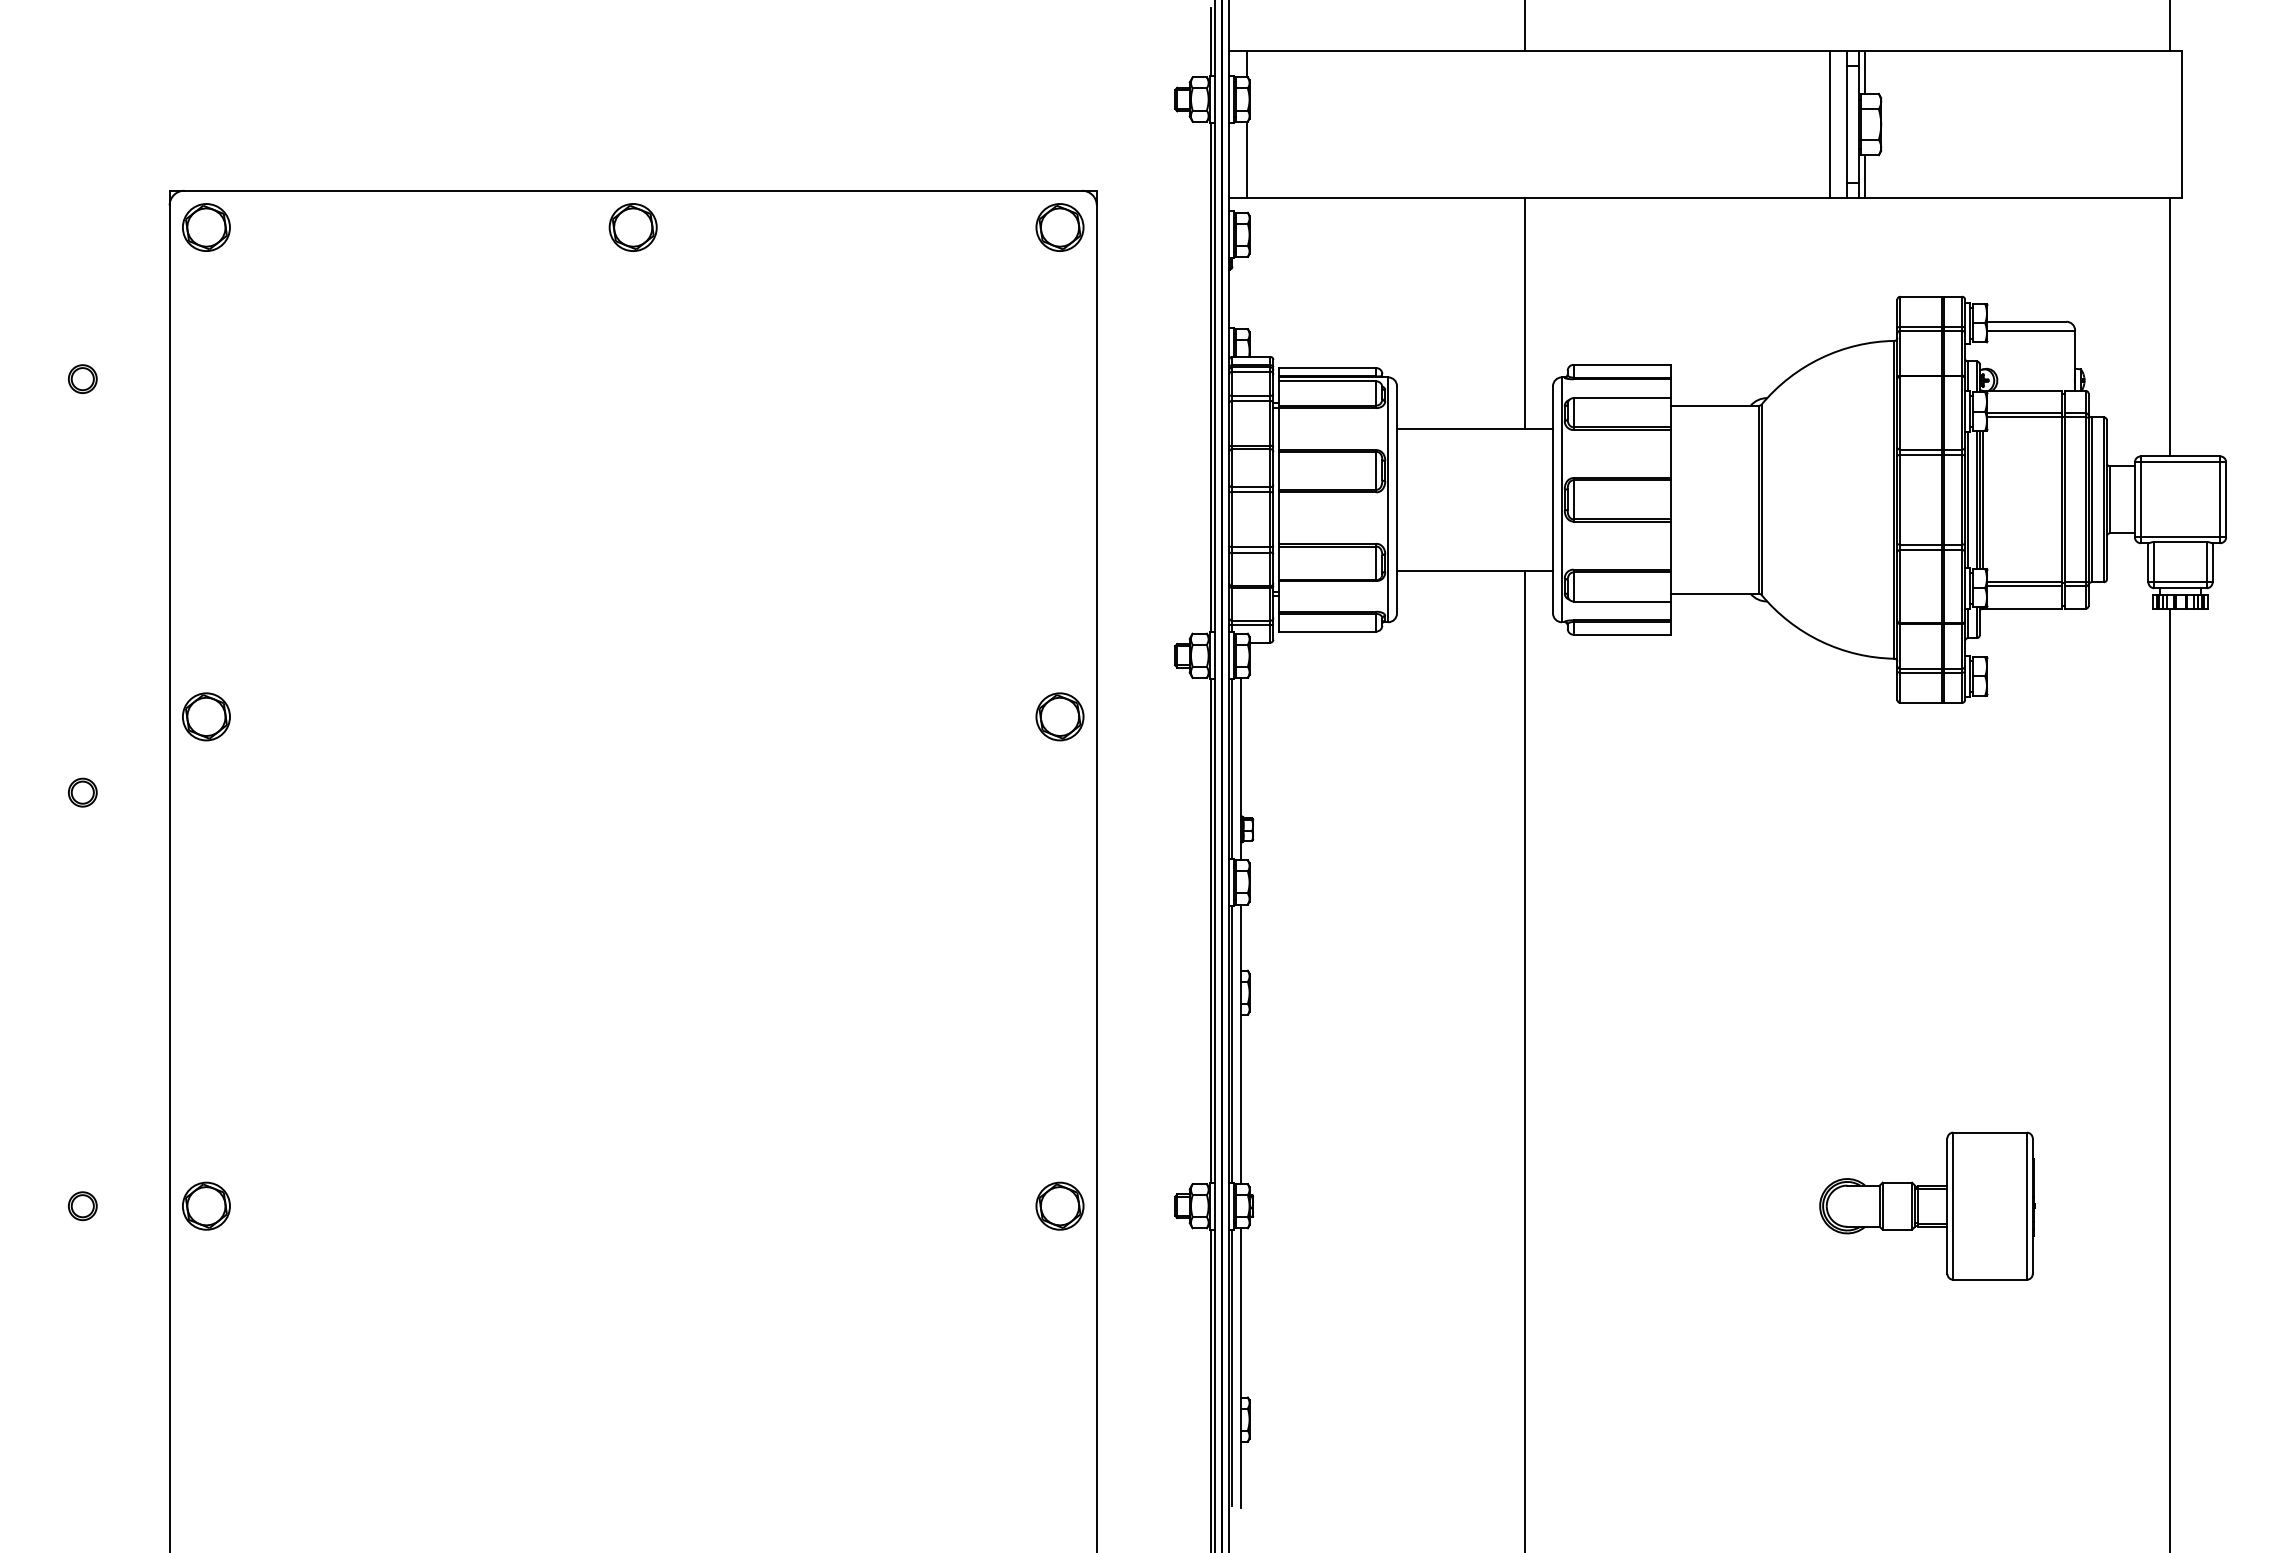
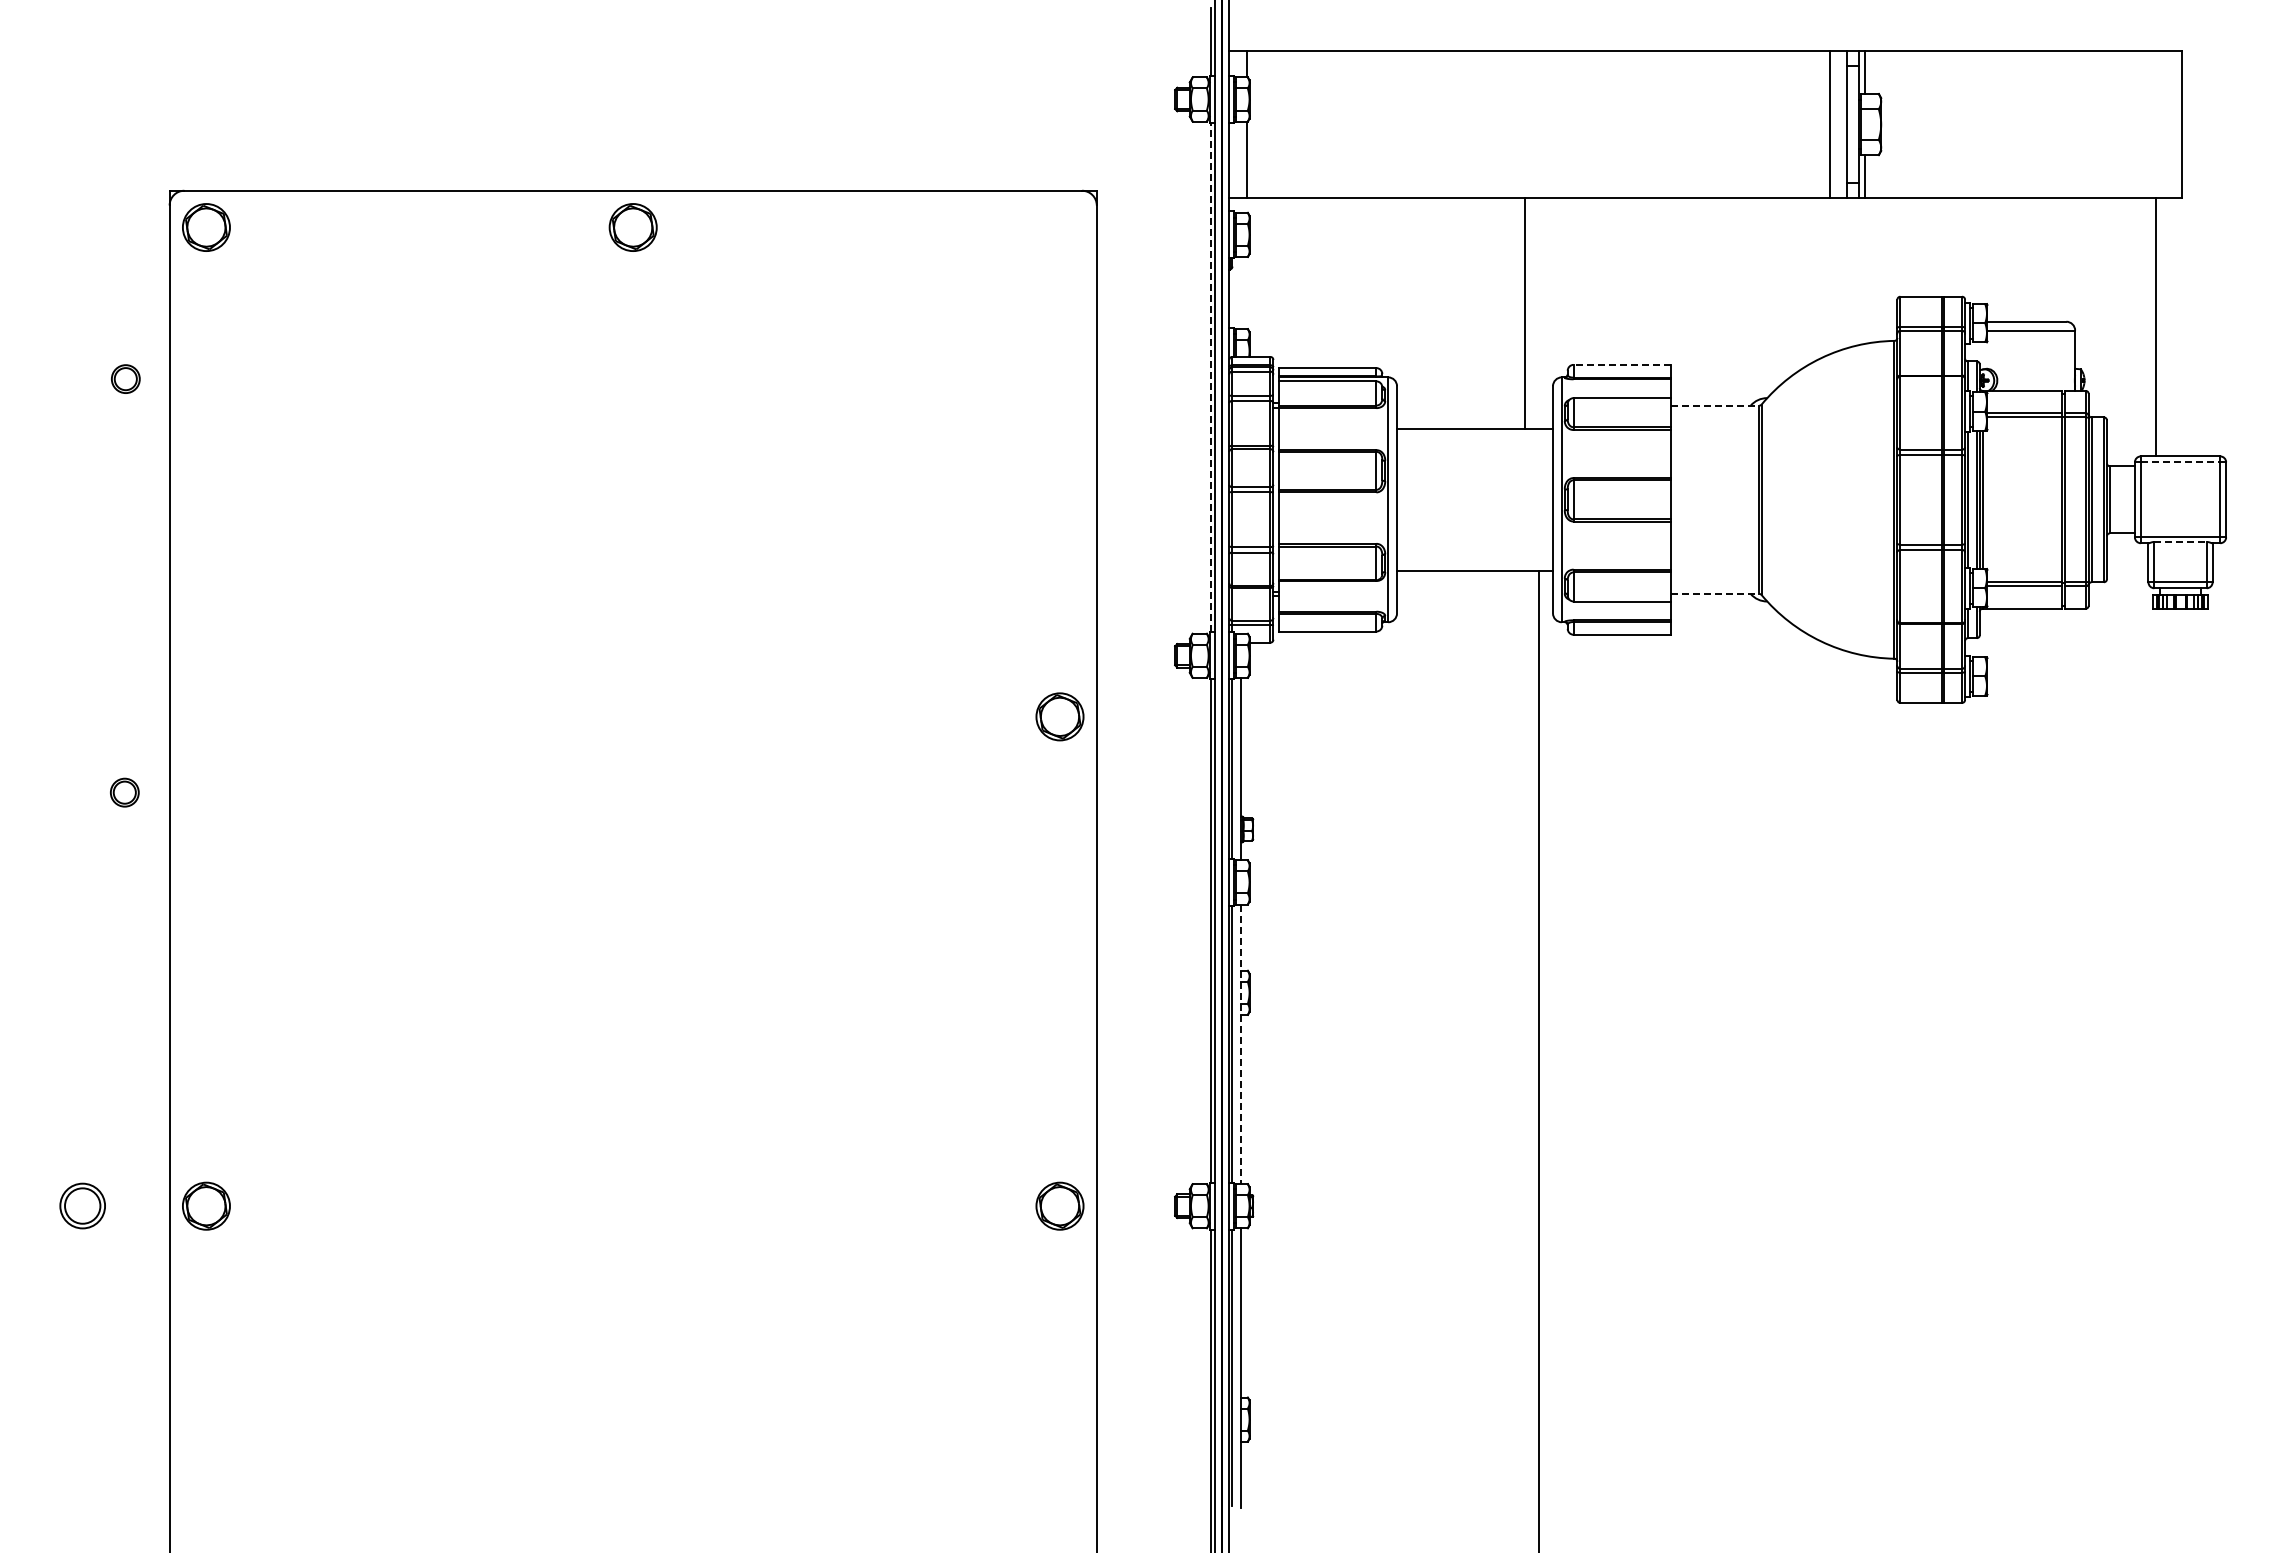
line: present -> none (1524, 26)
line: present -> none (2169, 26)
part: present -> none (1059, 227)
line position: (2169, 327) -> (2155, 327) (2155, 327)
line: solid -> dashed (1622, 364)
line: solid -> dashed (1210, 377)
part position: (82, 378) -> (125, 378) (125, 378)
line: solid -> dashed (1715, 405)
line: solid -> dashed (2180, 462)
line: solid -> dashed (2181, 541)
line: solid -> dashed (1715, 594)
part: present -> none (206, 716)
part position: (82, 792) -> (124, 792) (124, 792)
line: solid -> dashed (1241, 1044)
line position: (1524, 1059) -> (1538, 1059) (1538, 1059)
line: present -> none (2169, 1078)
part: present -> none (1927, 1205)
part size: 30x31 px -> 47x48 px (82, 1205)
